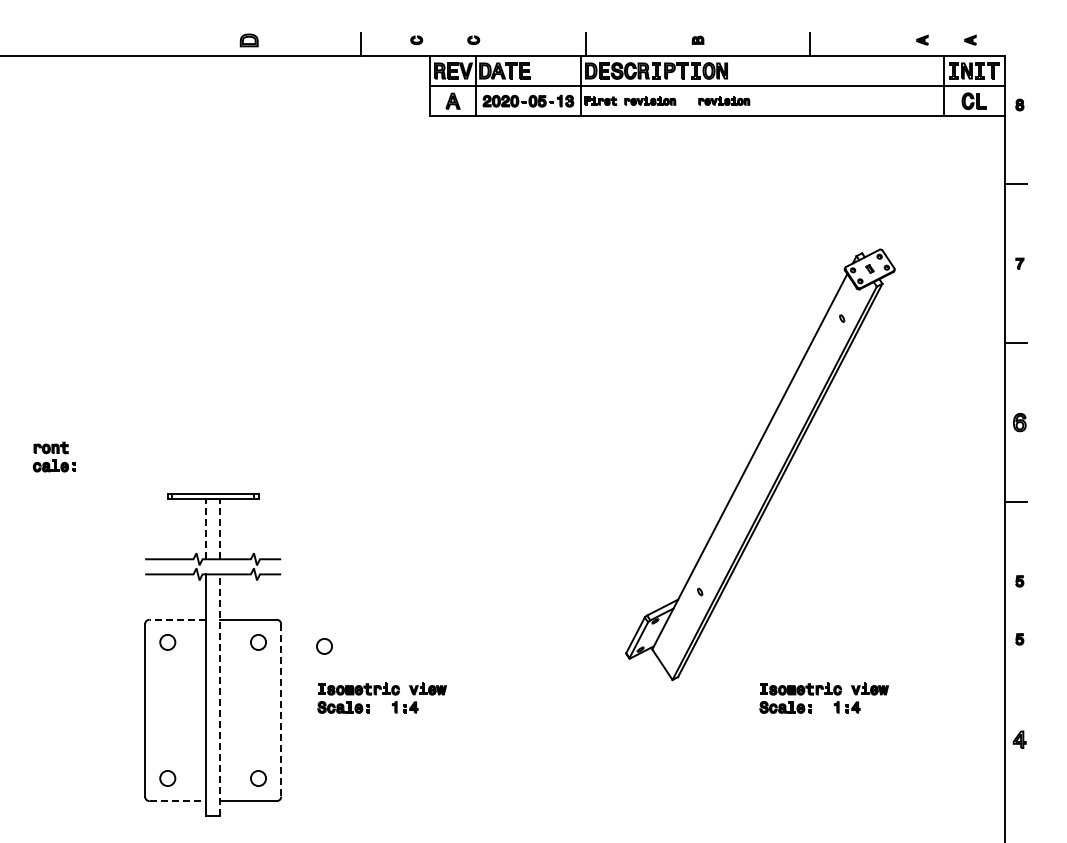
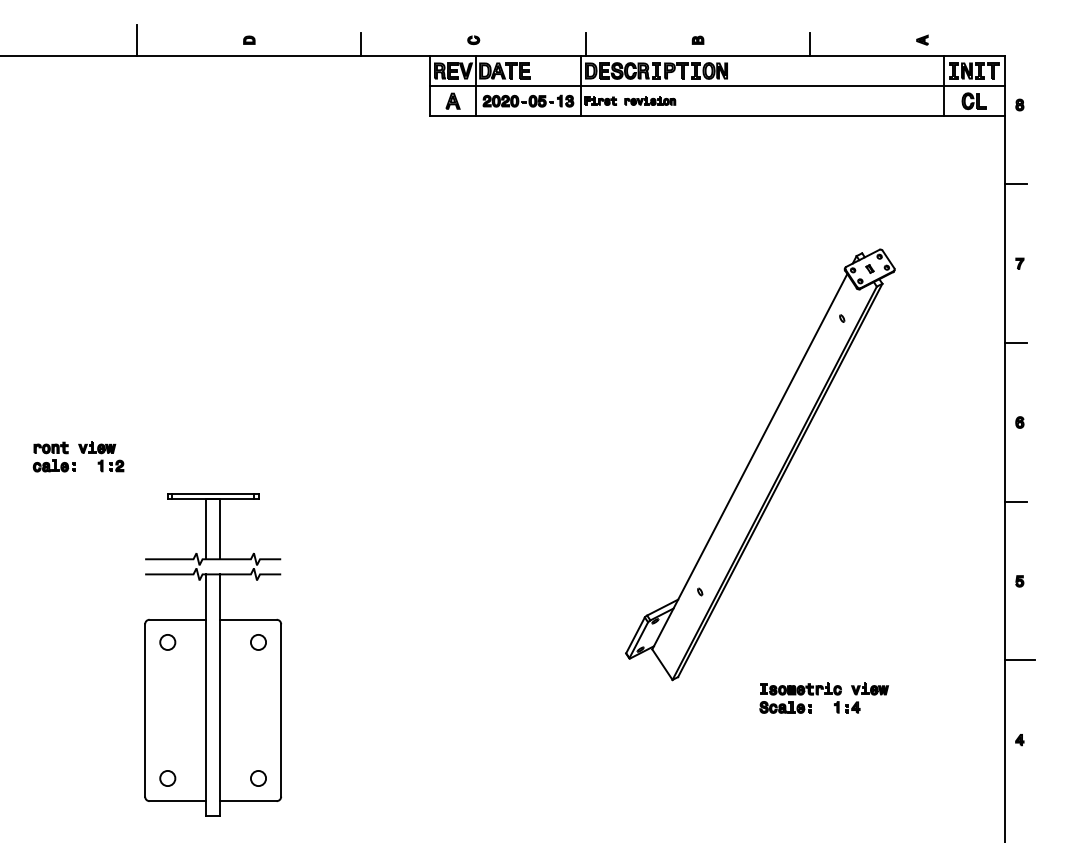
part: present -> none (970, 39)
line: none -> present (136, 40)
part size: 20x15 px -> 13x10 px (249, 39)
part: present -> none (416, 40)
part: present -> none (724, 100)
part size: 14x21 px -> 10x13 px (1019, 422)
part: none -> present (101, 456)
line: dashed -> solid (206, 528)
line: dashed -> solid (219, 528)
line: dashed -> solid (177, 619)
part: present -> none (1019, 639)
circle: present -> none (324, 646)
line: none -> present (1019, 660)
line: dashed -> solid (219, 695)
part: present -> none (381, 697)
line: dashed -> solid (281, 710)
part size: 15x19 px -> 10x13 px (1019, 740)
line: dashed -> solid (178, 801)
